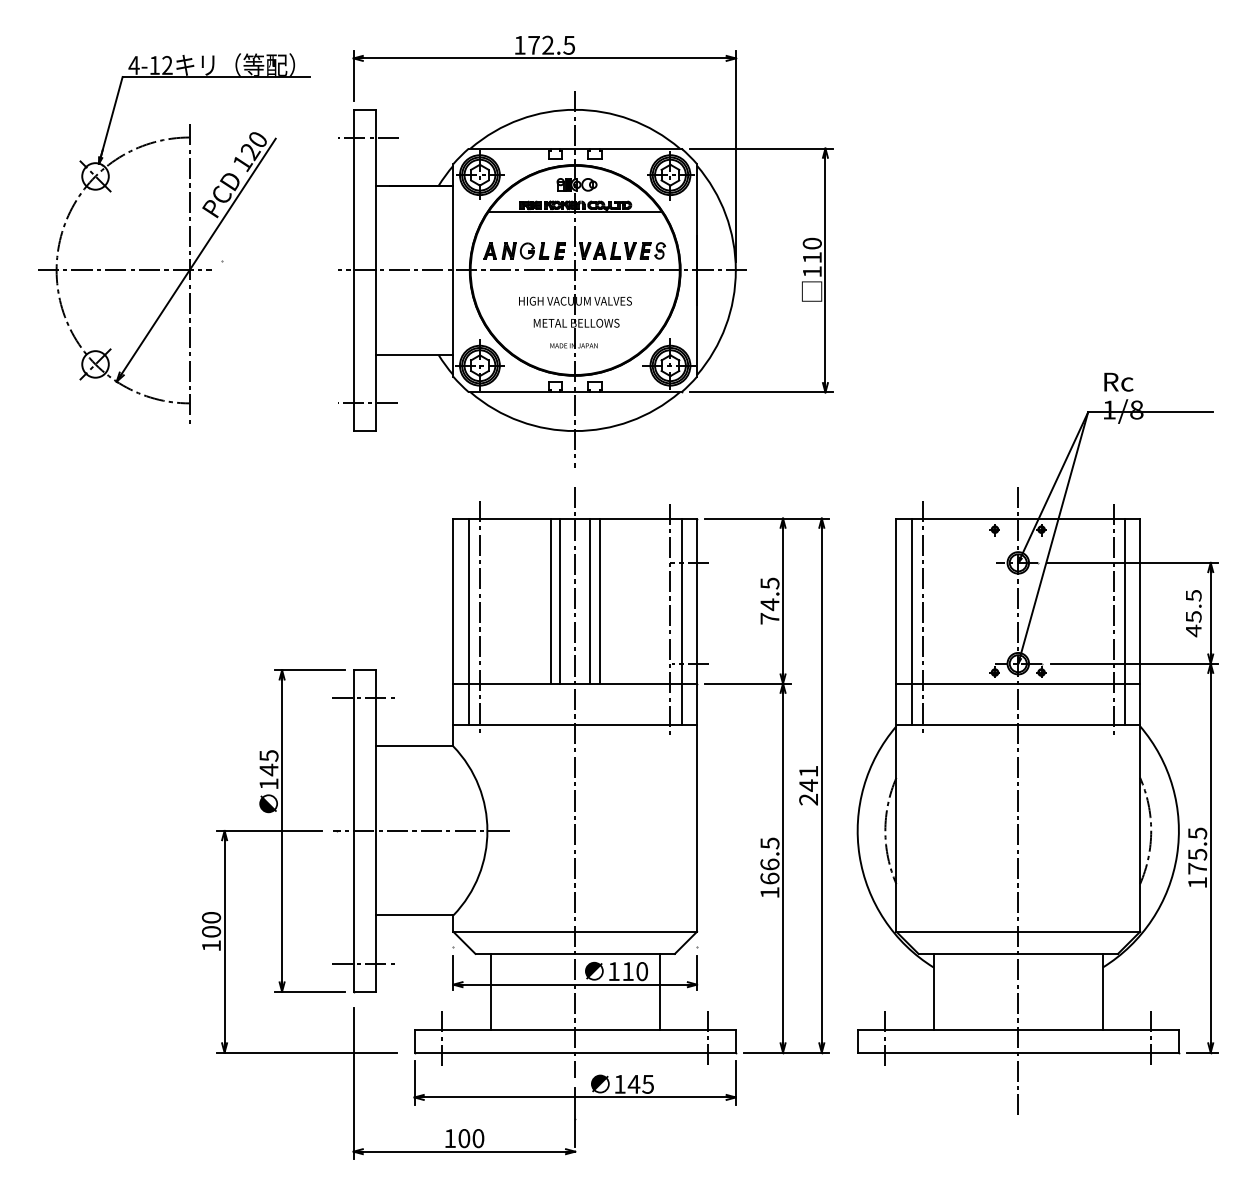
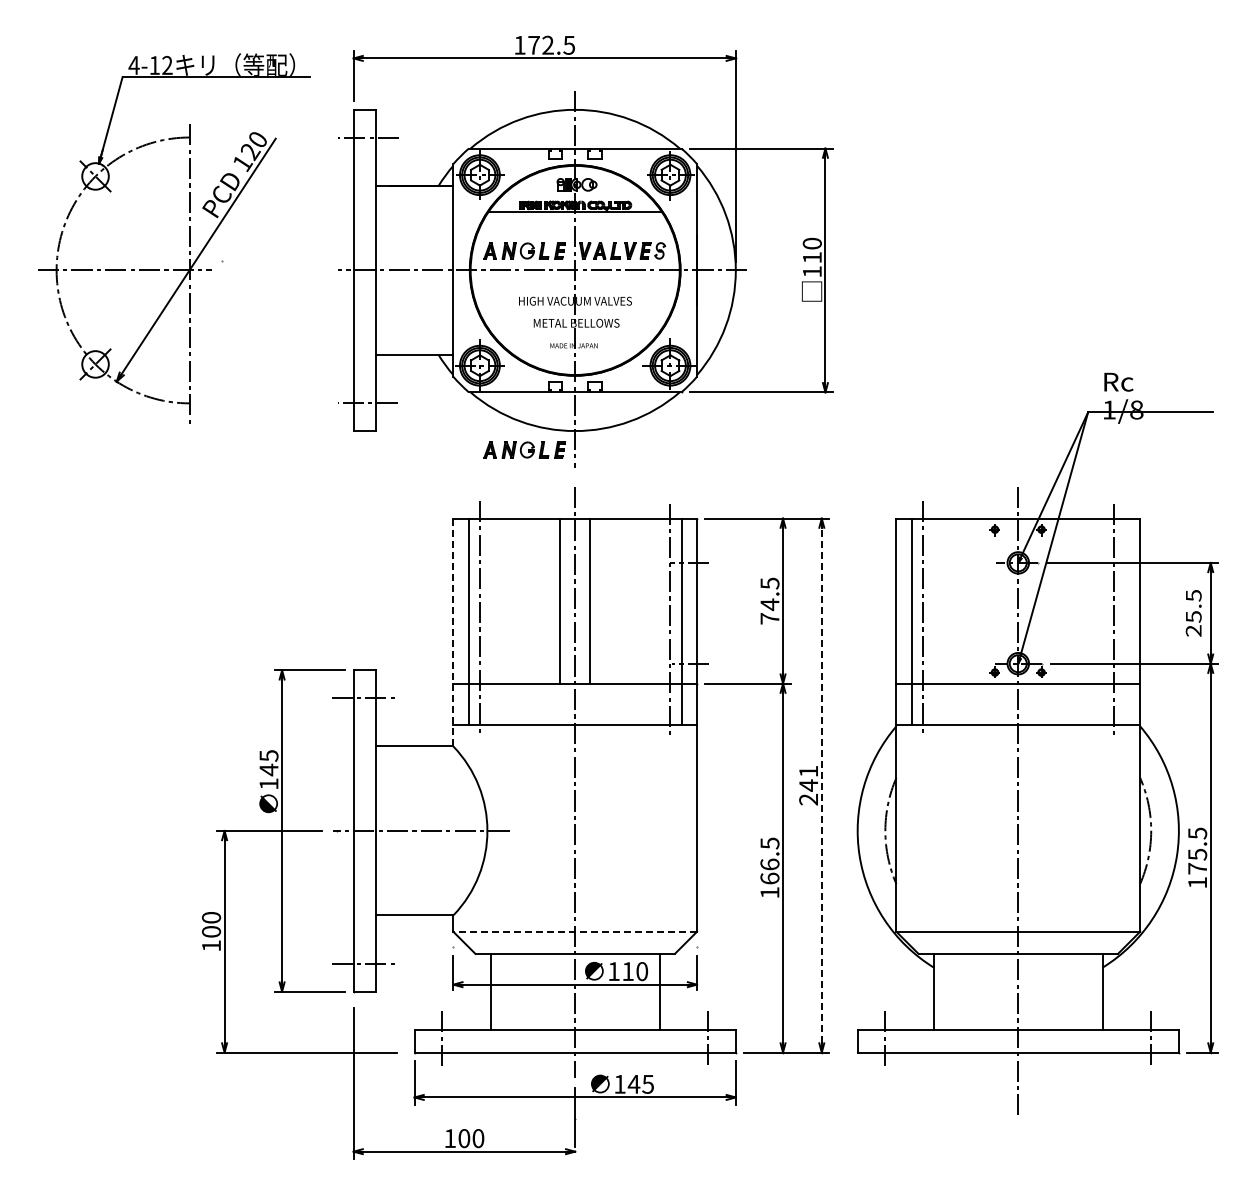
part: none -> present (524, 449)
line: present -> none (550, 600)
line: present -> none (600, 600)
line: present -> none (1124, 621)
text: 45.5 -> 25.5 (1193, 630)
line: solid -> dashed (453, 632)
line: solid -> dashed (821, 785)
line: solid -> dashed (575, 931)
